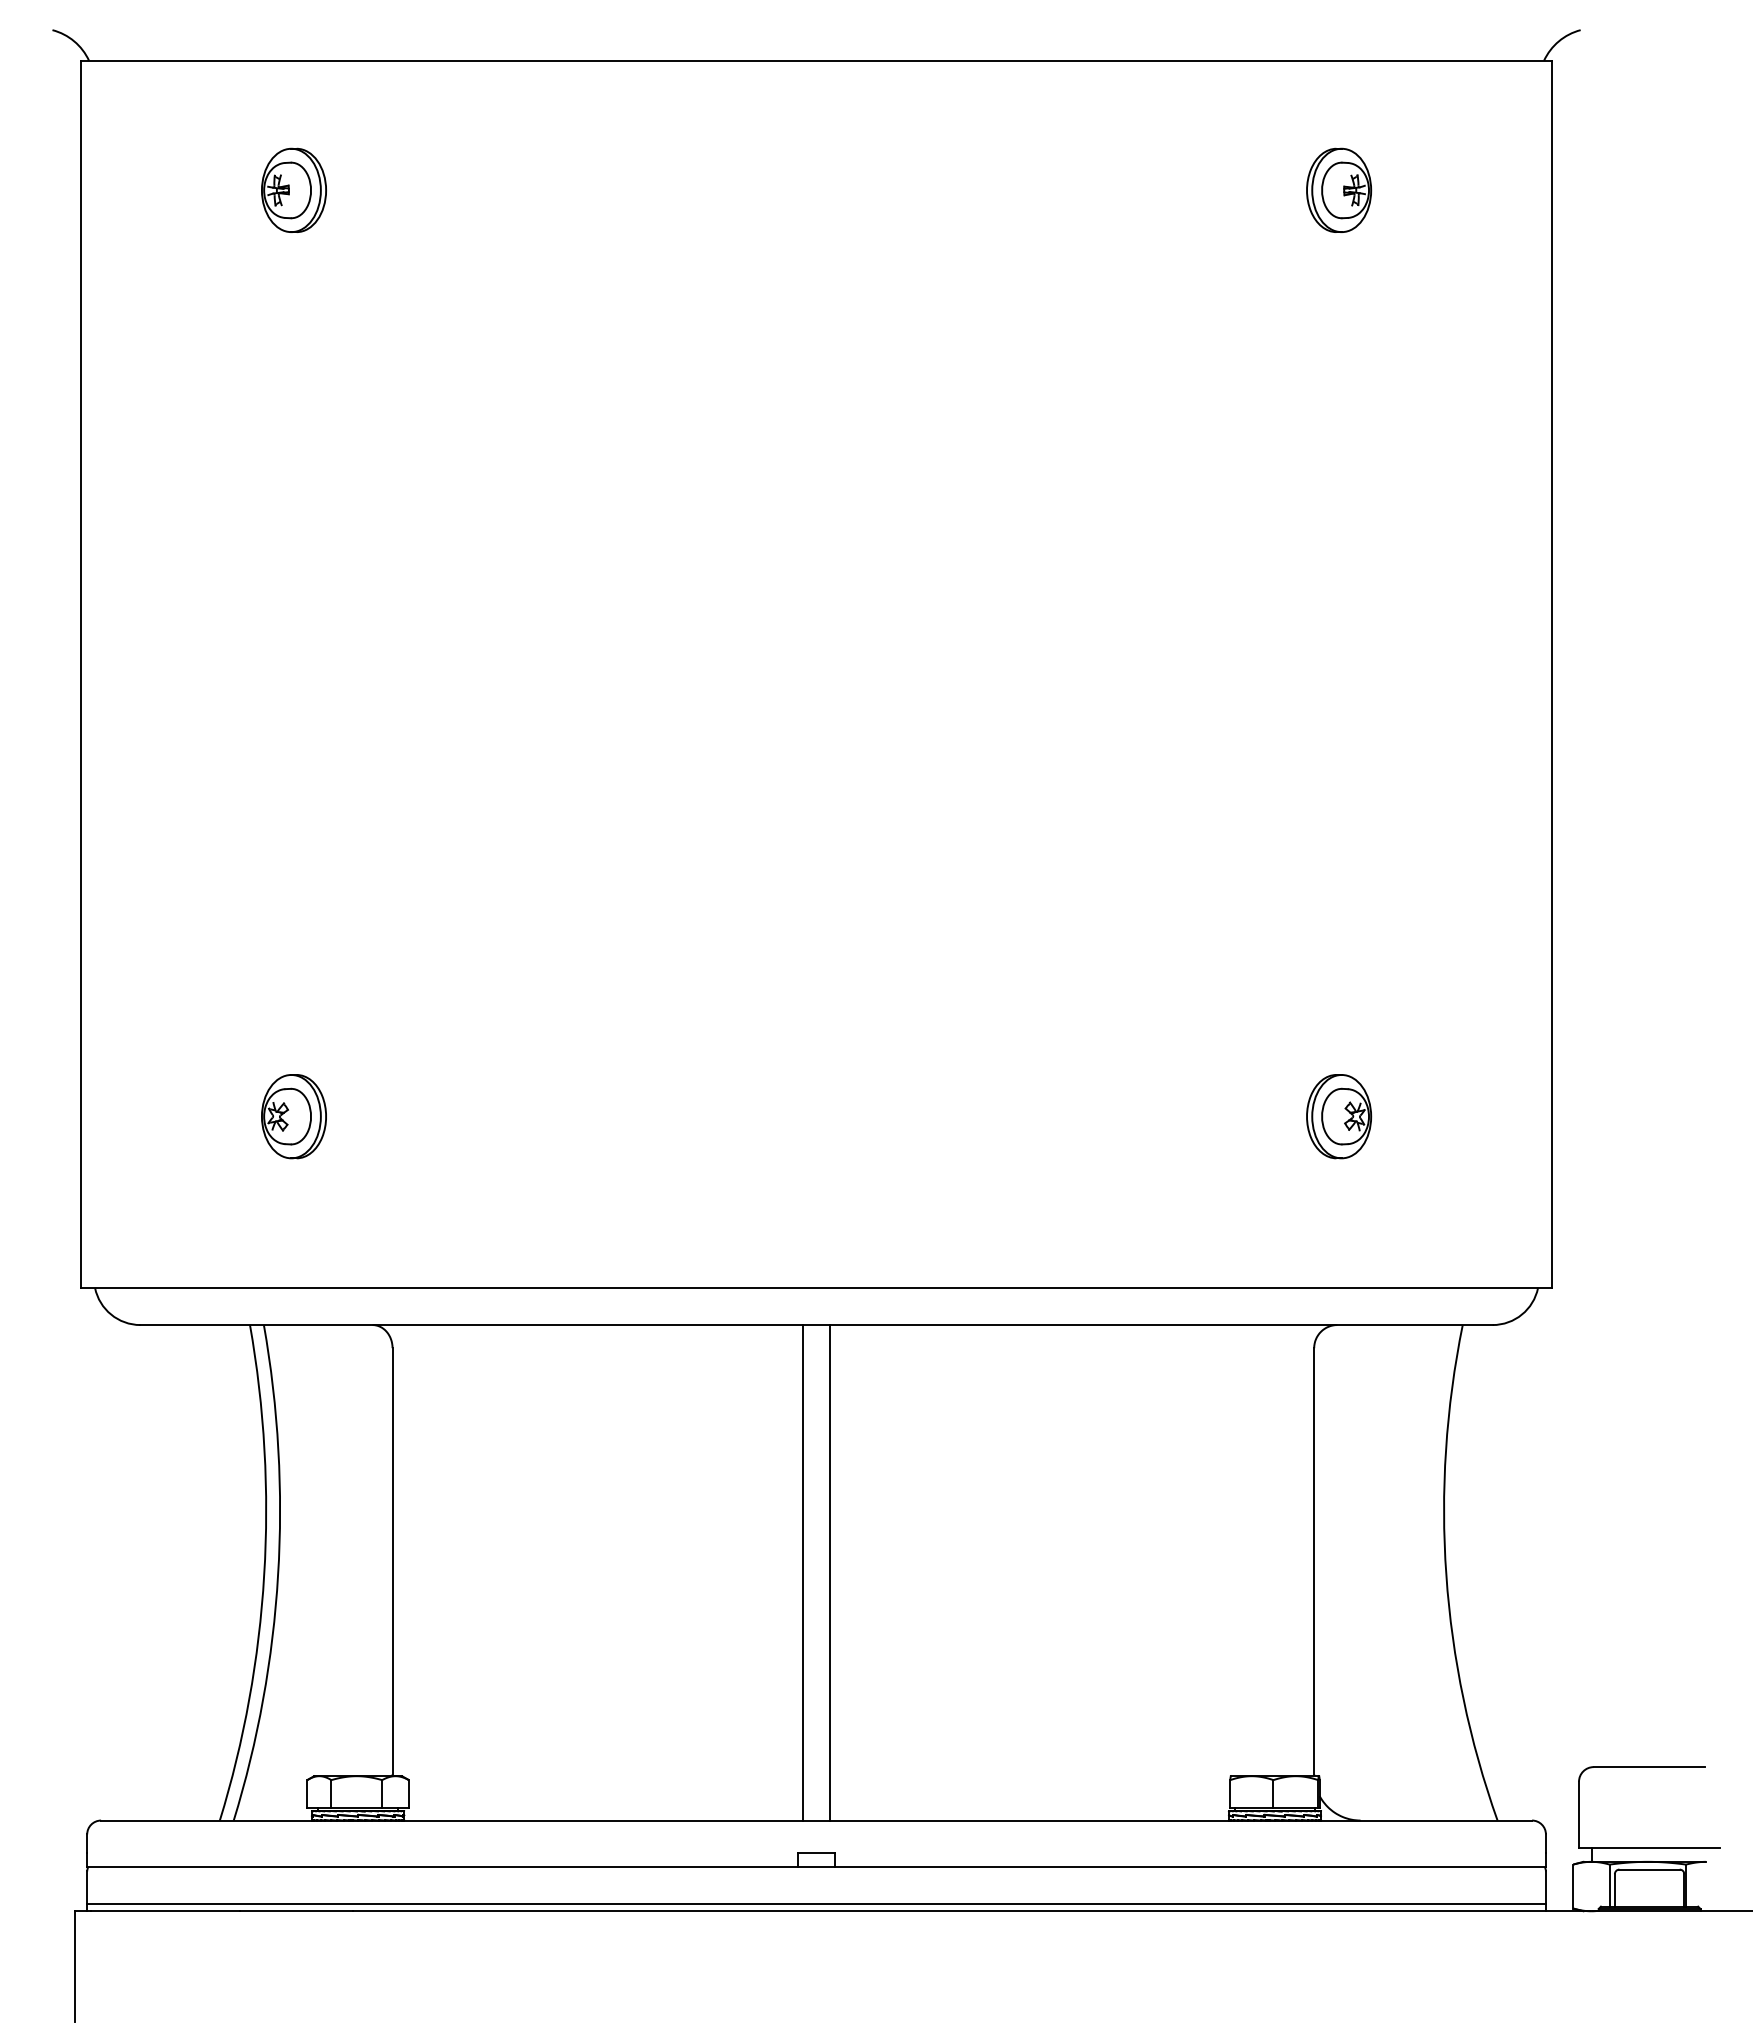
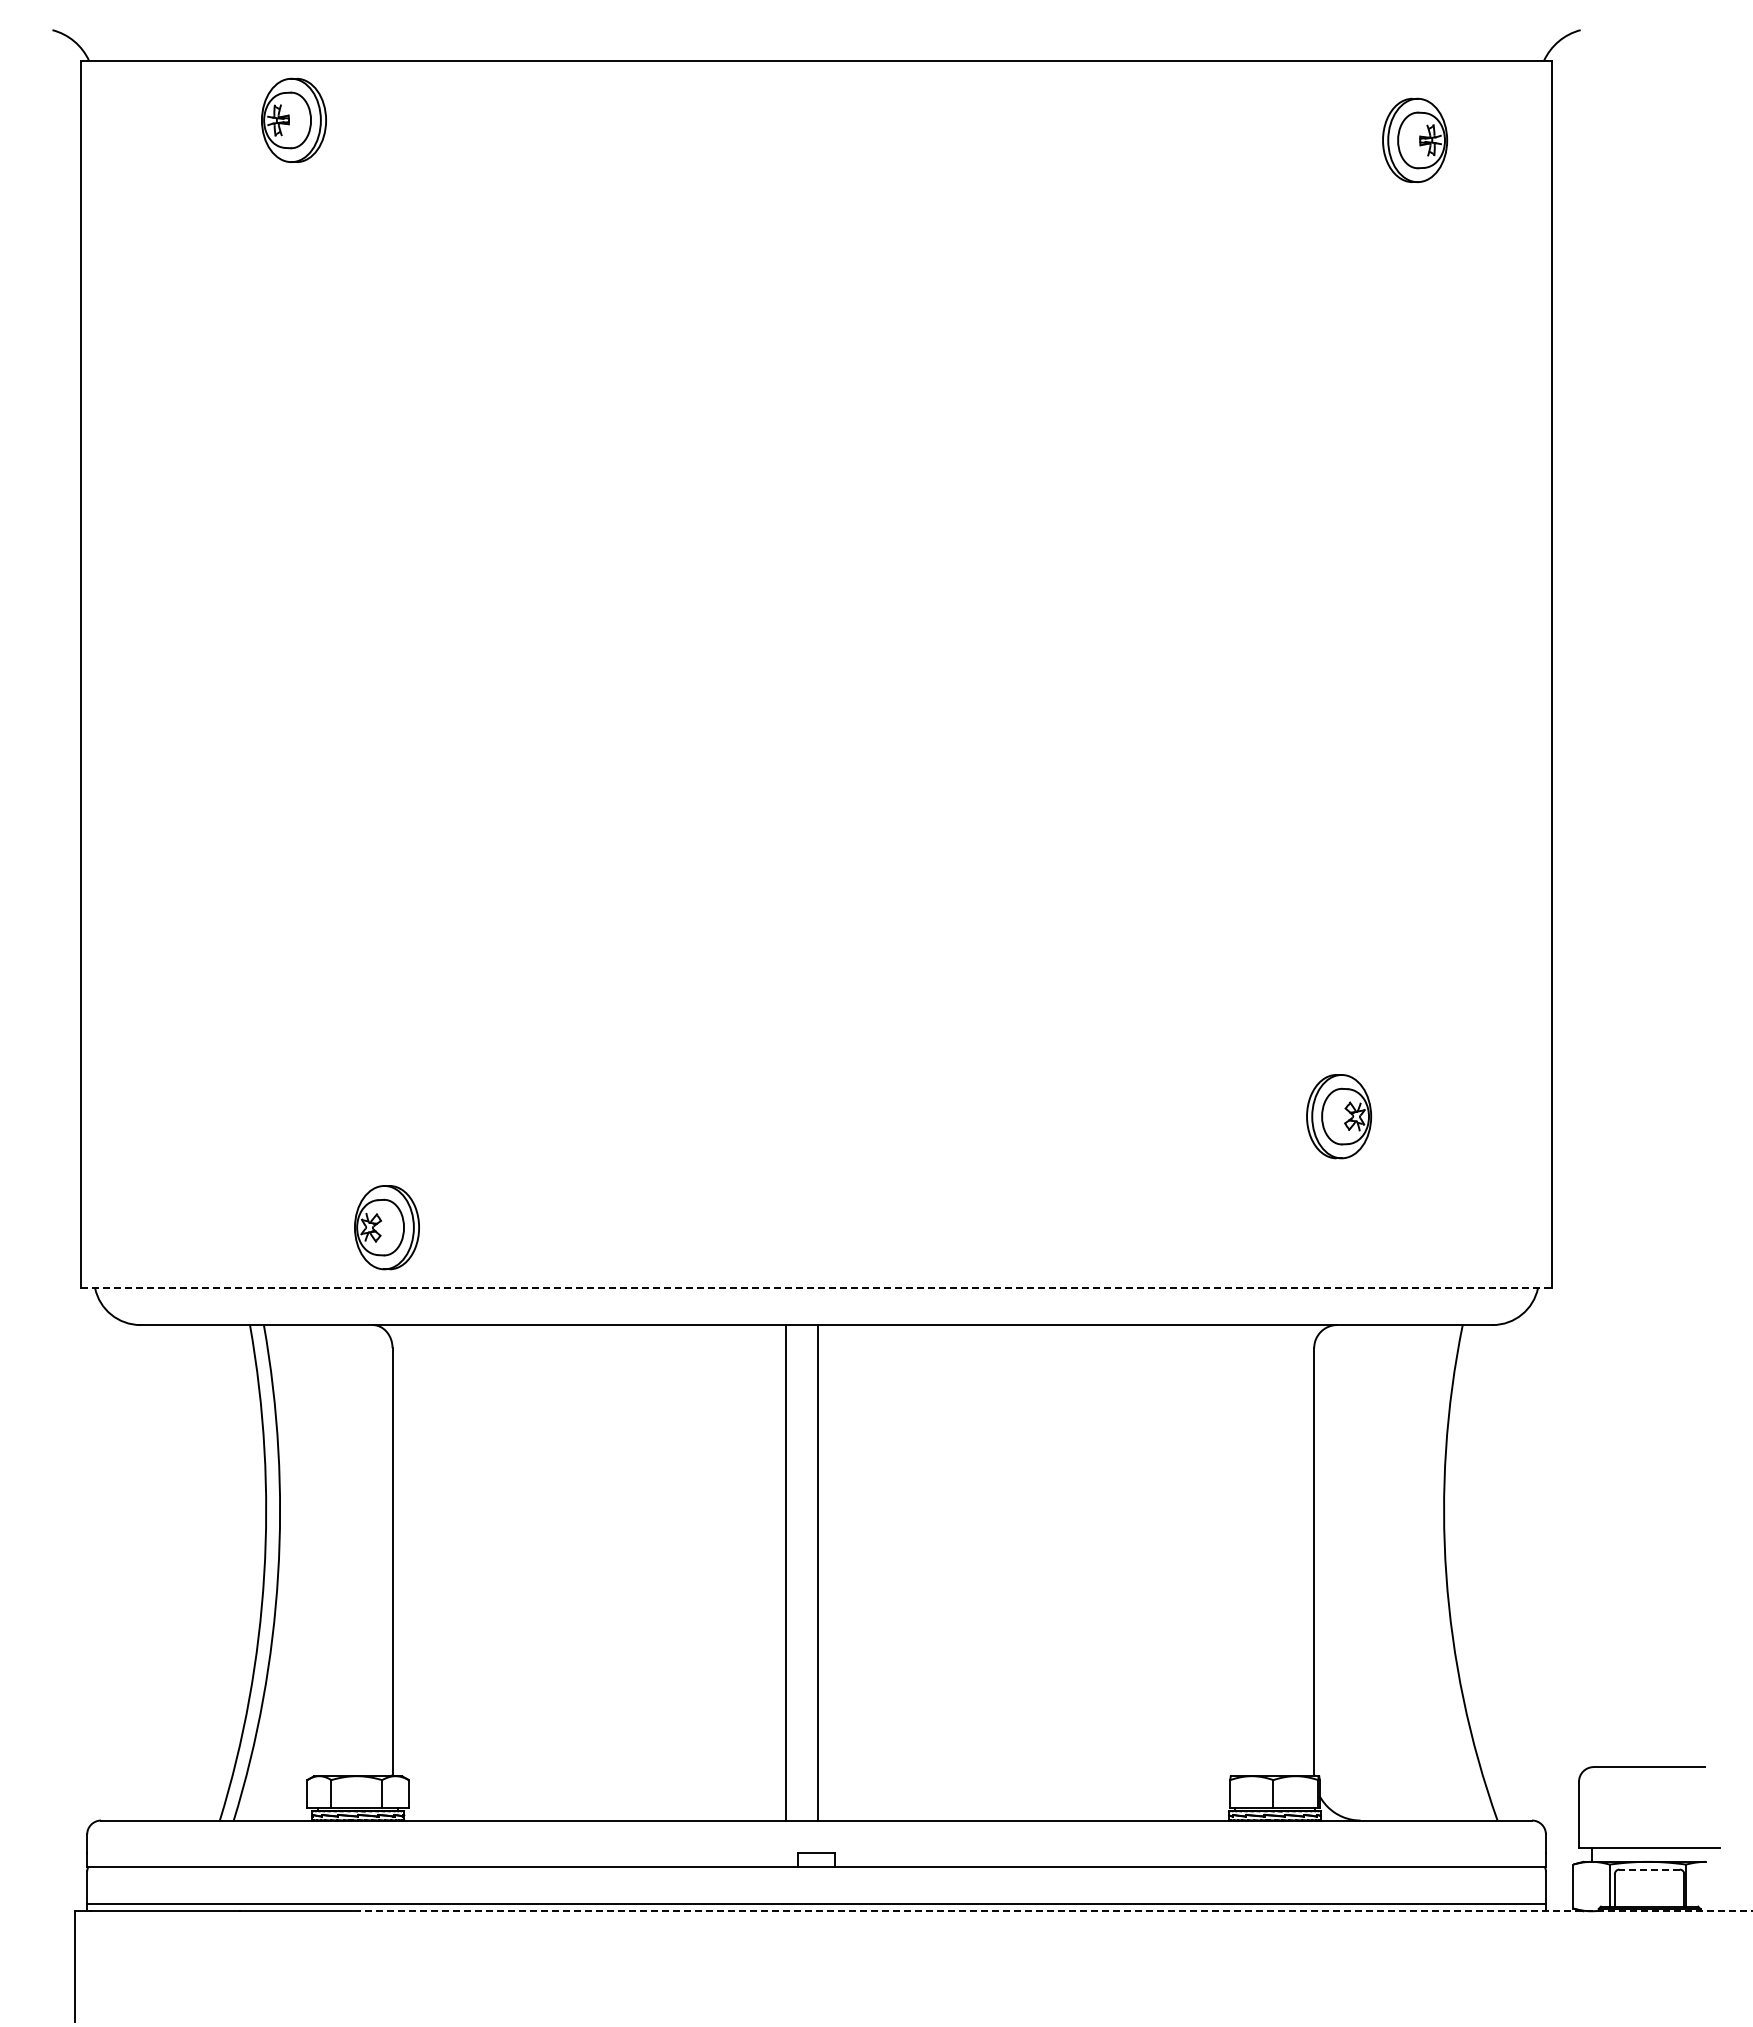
part position: (293, 189) -> (293, 119) (293, 119)
part position: (1339, 189) -> (1415, 139) (1415, 139)
part position: (293, 1116) -> (386, 1227) (386, 1227)
line: solid -> dashed (817, 1288)
line position: (802, 1572) -> (785, 1572) (785, 1572)
line position: (830, 1572) -> (818, 1572) (818, 1572)
line: solid -> dashed (1649, 1869)
line: solid -> dashed (1052, 1911)
